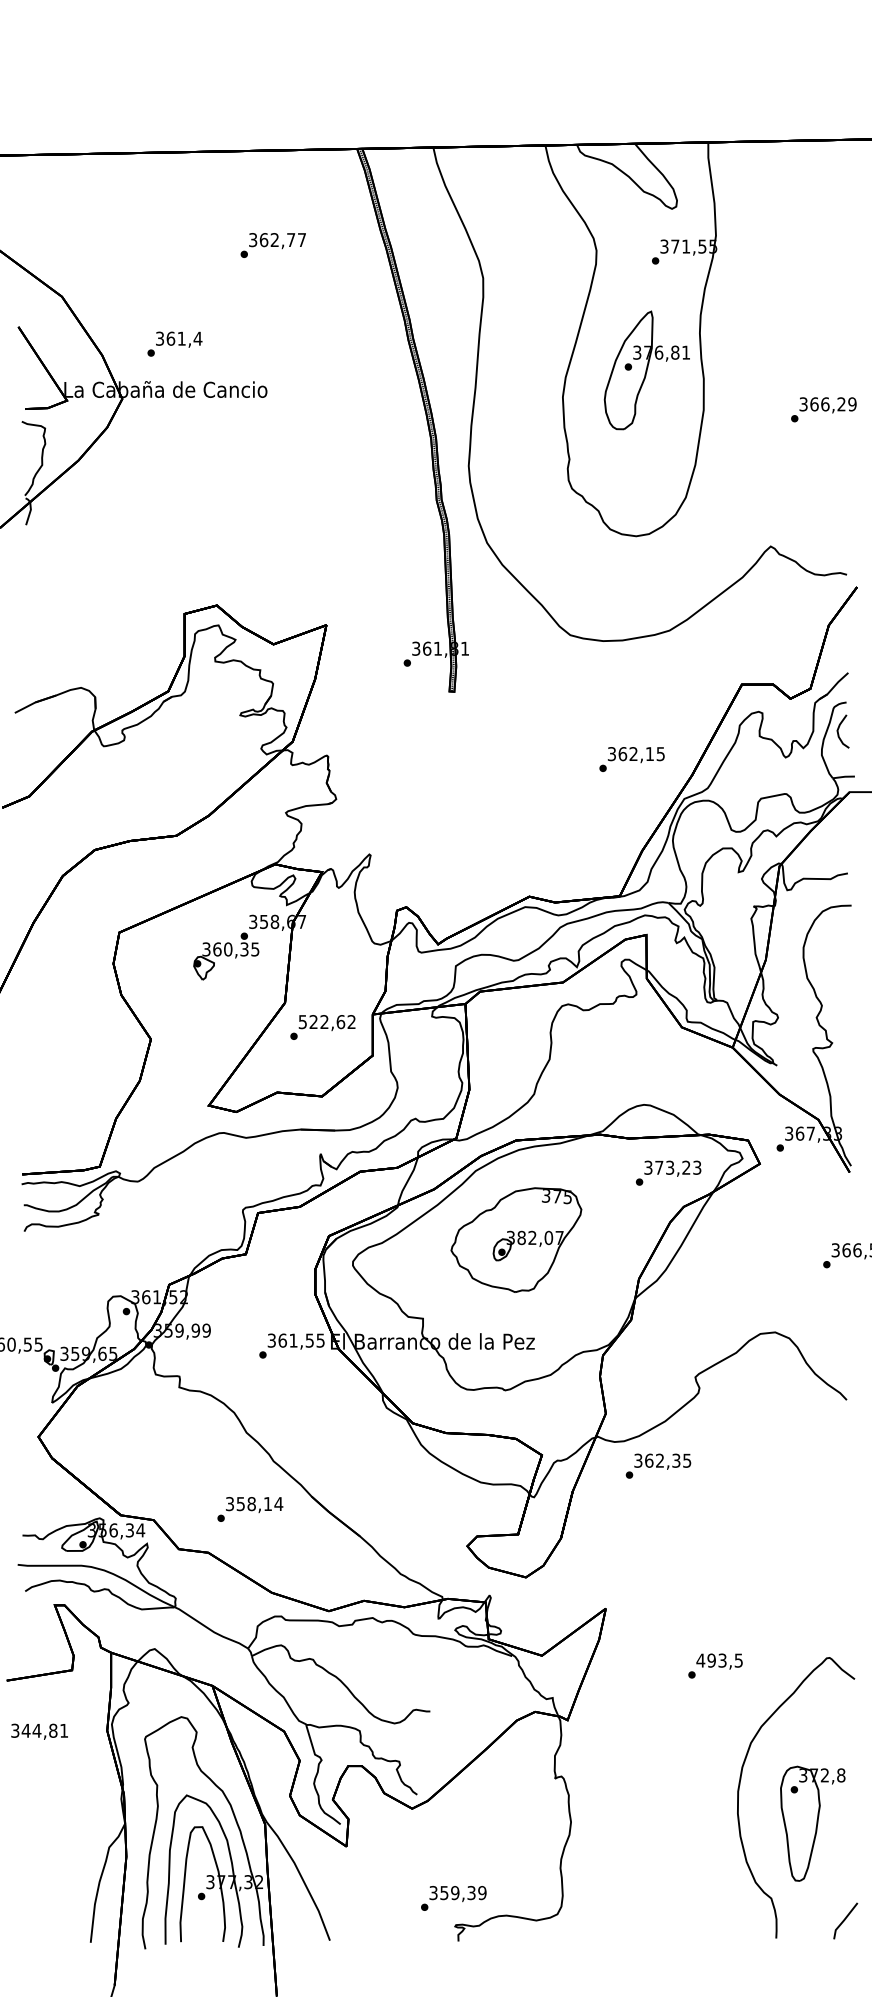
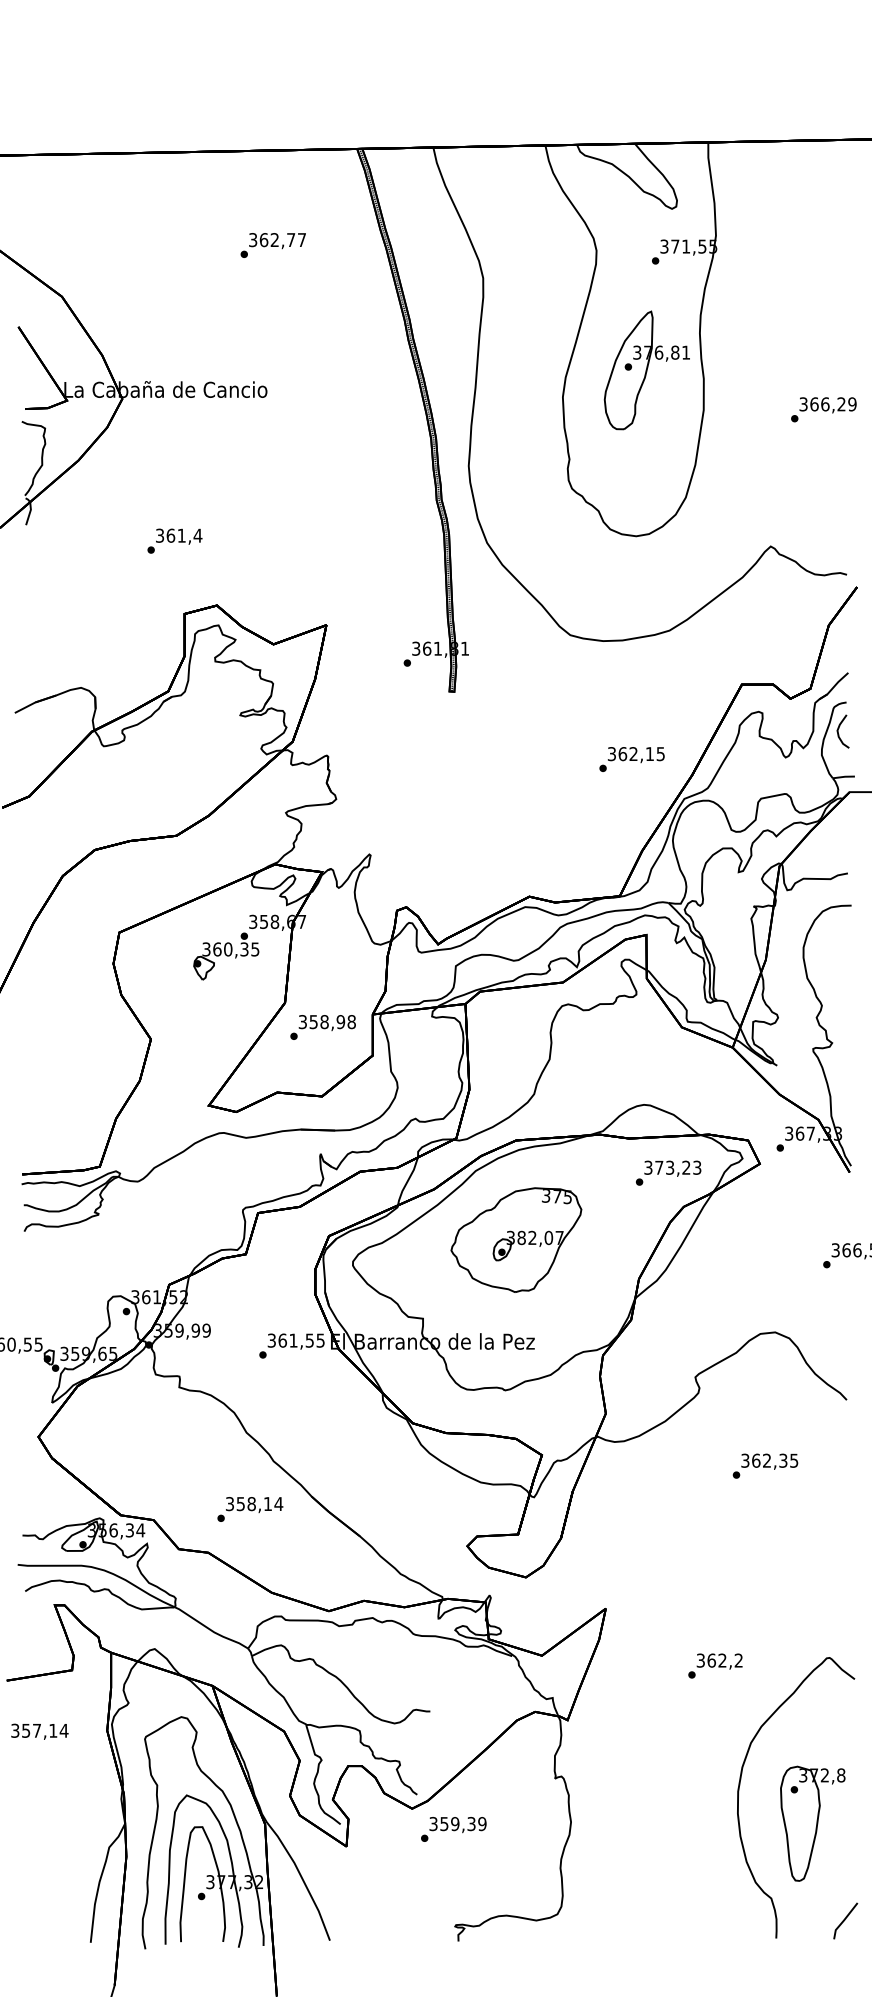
text position: (174, 343) -> (174, 540) (174, 540)
text: 522,62 -> 358,98 (327, 1022)
text position: (658, 1465) -> (765, 1465) (765, 1465)
text: 493,5 -> 362,2 (719, 1660)
text: 344,81 -> 357,14 (44, 1730)
text position: (453, 1898) -> (453, 1829) (453, 1829)
